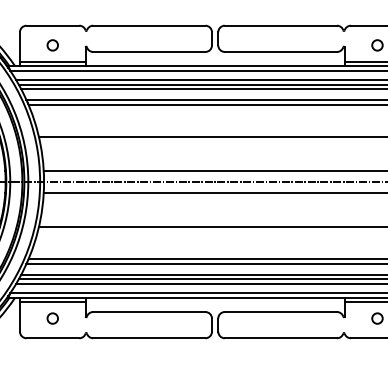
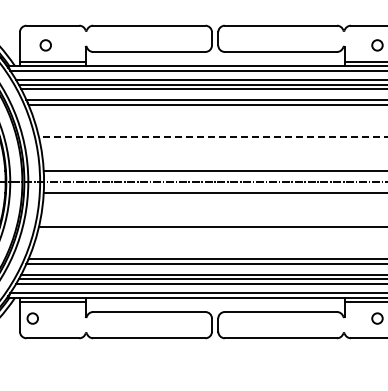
circle position: (52, 45) -> (45, 45) (45, 45)
line: solid -> dashed (212, 137)
circle position: (52, 318) -> (32, 318) (32, 318)
